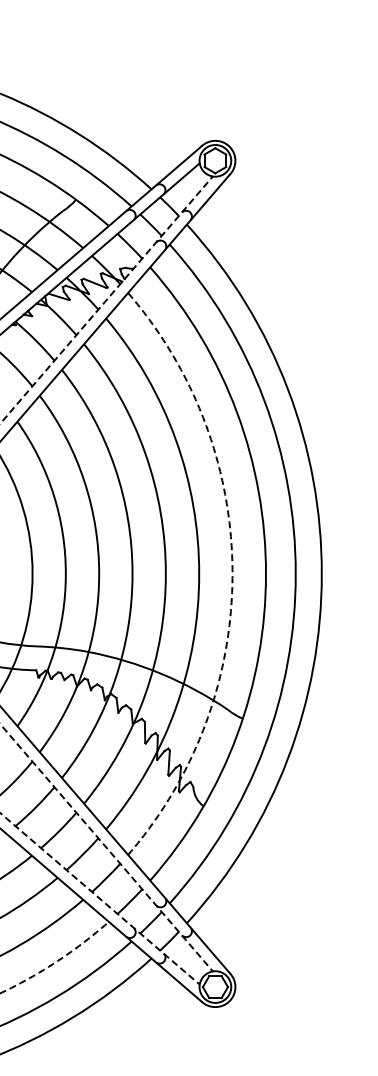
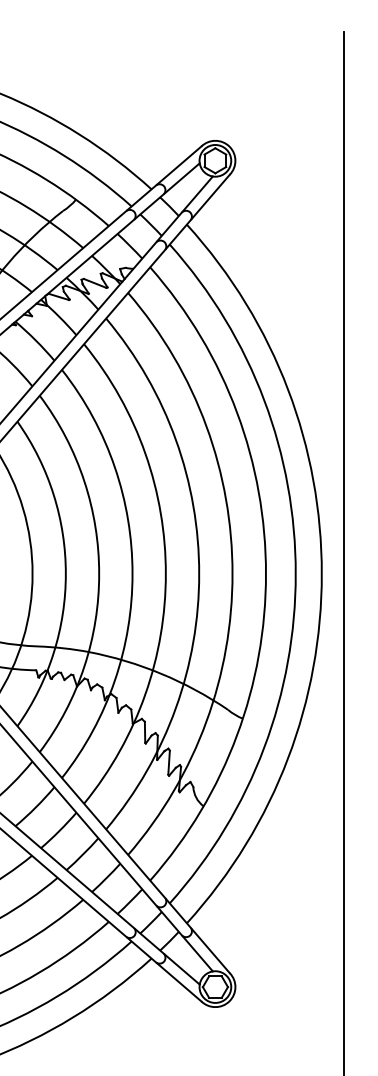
line: dashed -> solid (106, 299)
line: none -> present (344, 552)
arc: dashed -> solid (232, 573)
line: dashed -> solid (106, 847)
line: dashed -> solid (100, 899)
arc: dashed -> solid (56, 961)
